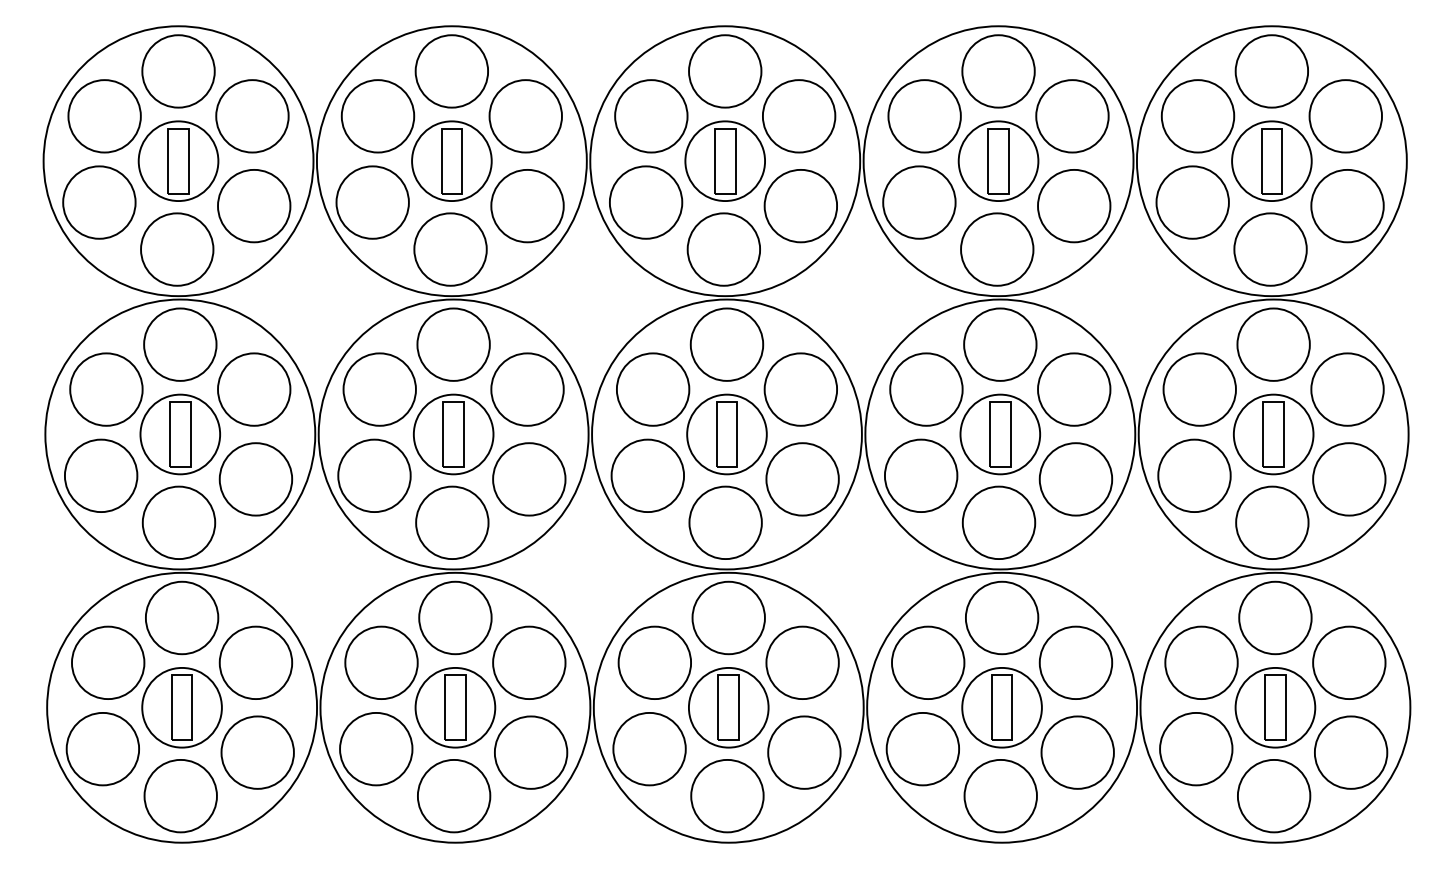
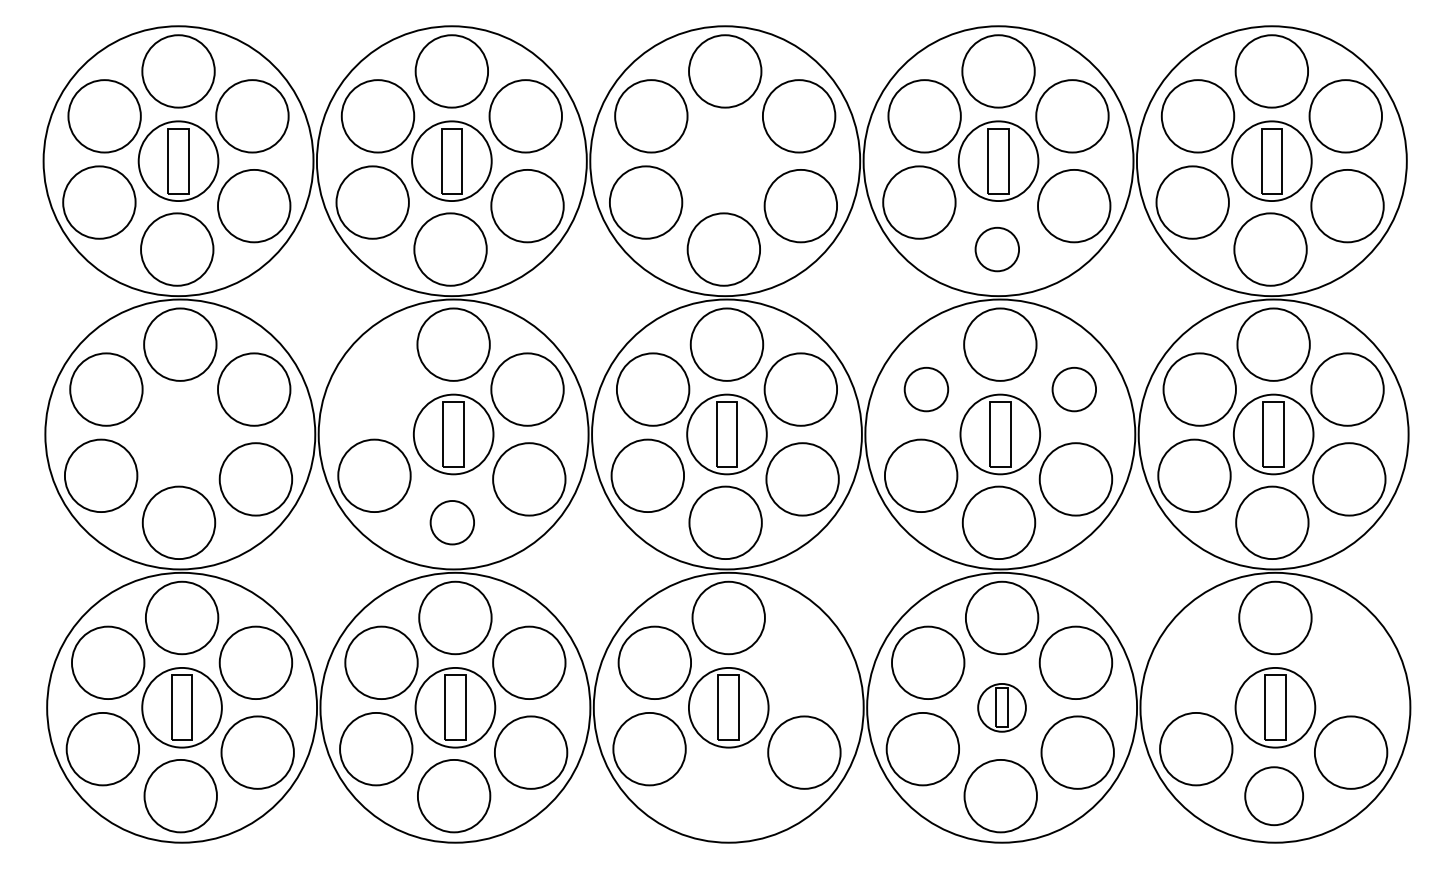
part: present -> none (724, 160)
part size: 75x75 px -> 46x47 px (996, 249)
part: present -> none (379, 389)
part size: 75x75 px -> 47x46 px (926, 389)
part size: 75x75 px -> 46x47 px (1073, 389)
part: present -> none (179, 434)
part size: 75x75 px -> 46x46 px (451, 522)
part: present -> none (802, 662)
part: present -> none (1201, 662)
part: present -> none (1349, 662)
part size: 82x82 px -> 50x50 px (1001, 707)
part: present -> none (727, 796)
part size: 75x75 px -> 60x61 px (1273, 796)
